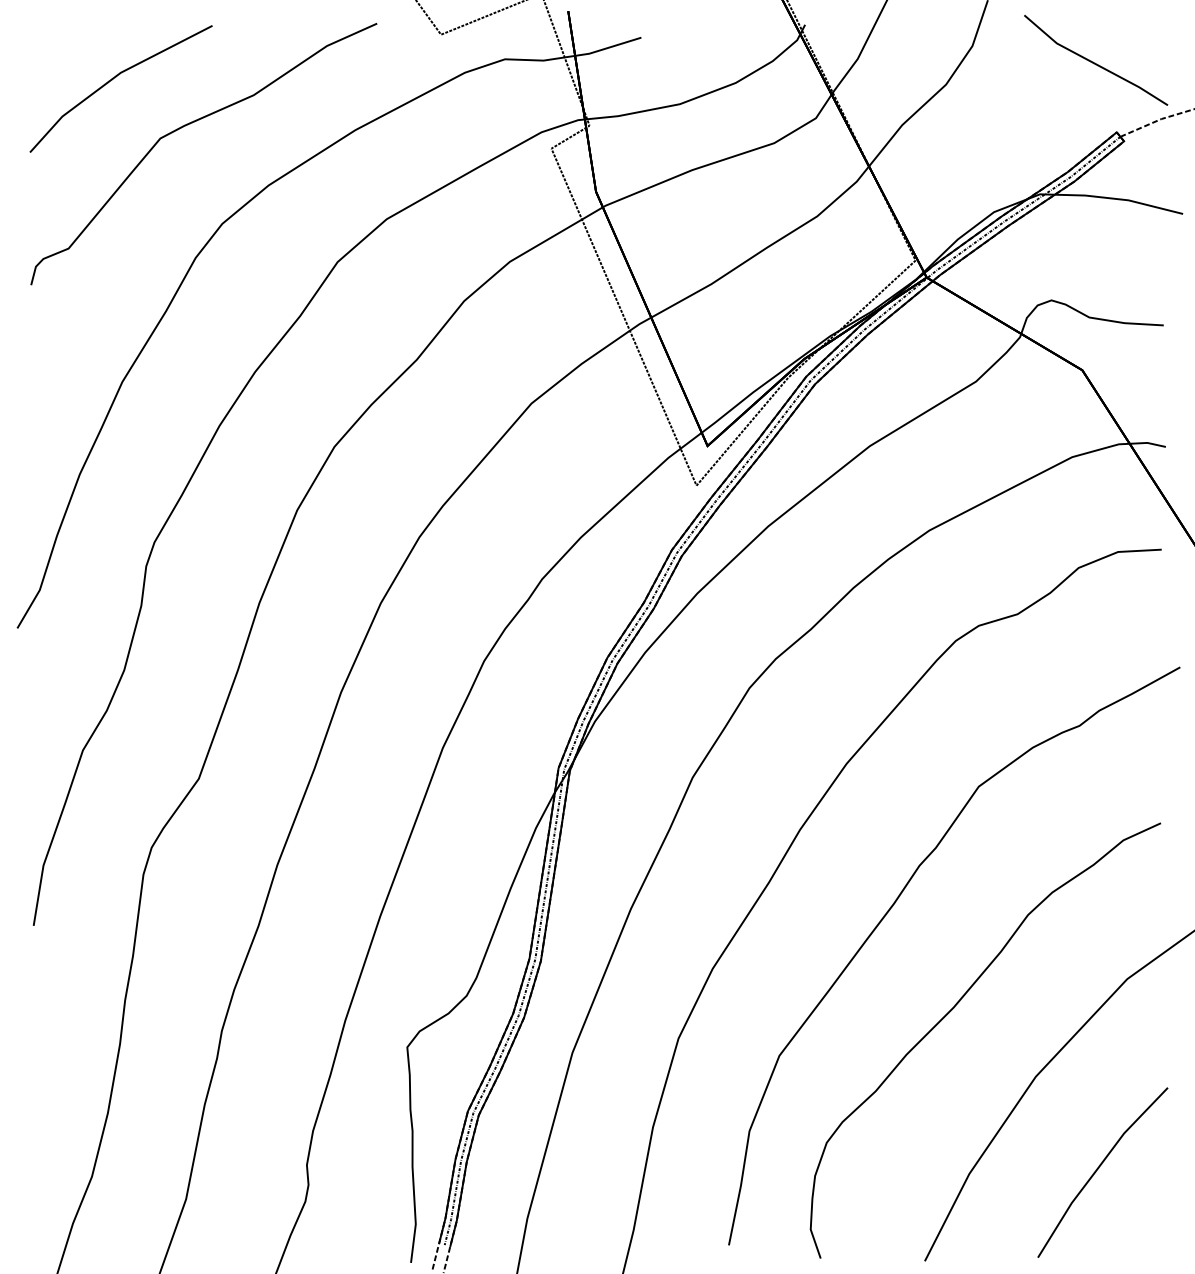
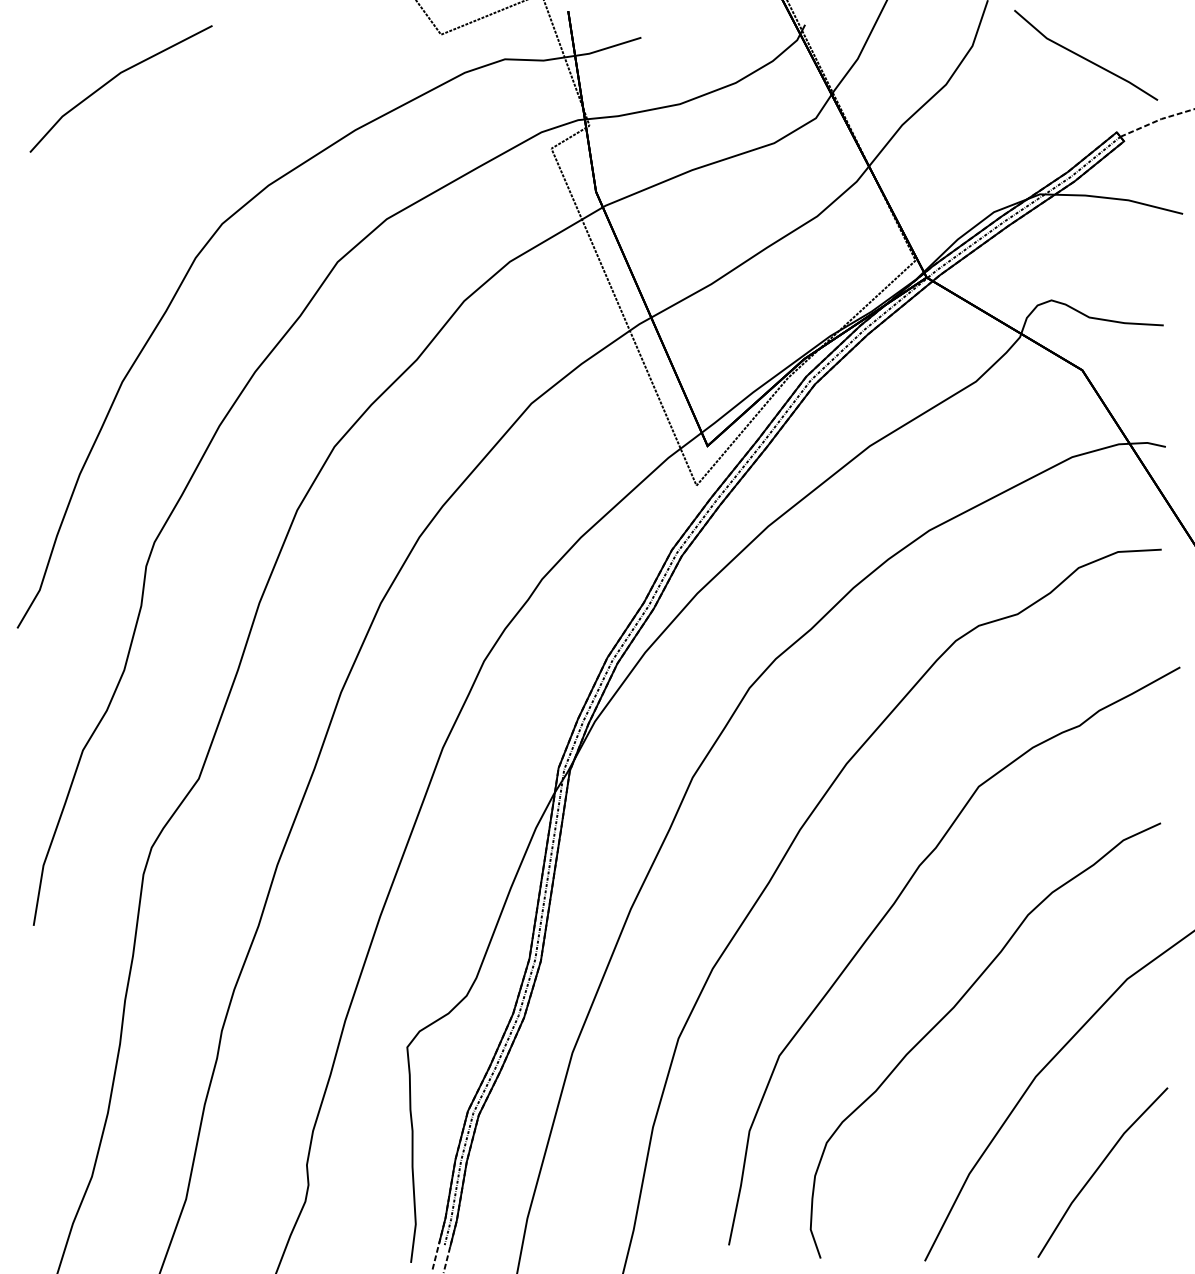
line position: (1095, 62) -> (1085, 57) (1085, 57)
curve: present -> none (190, 124)
